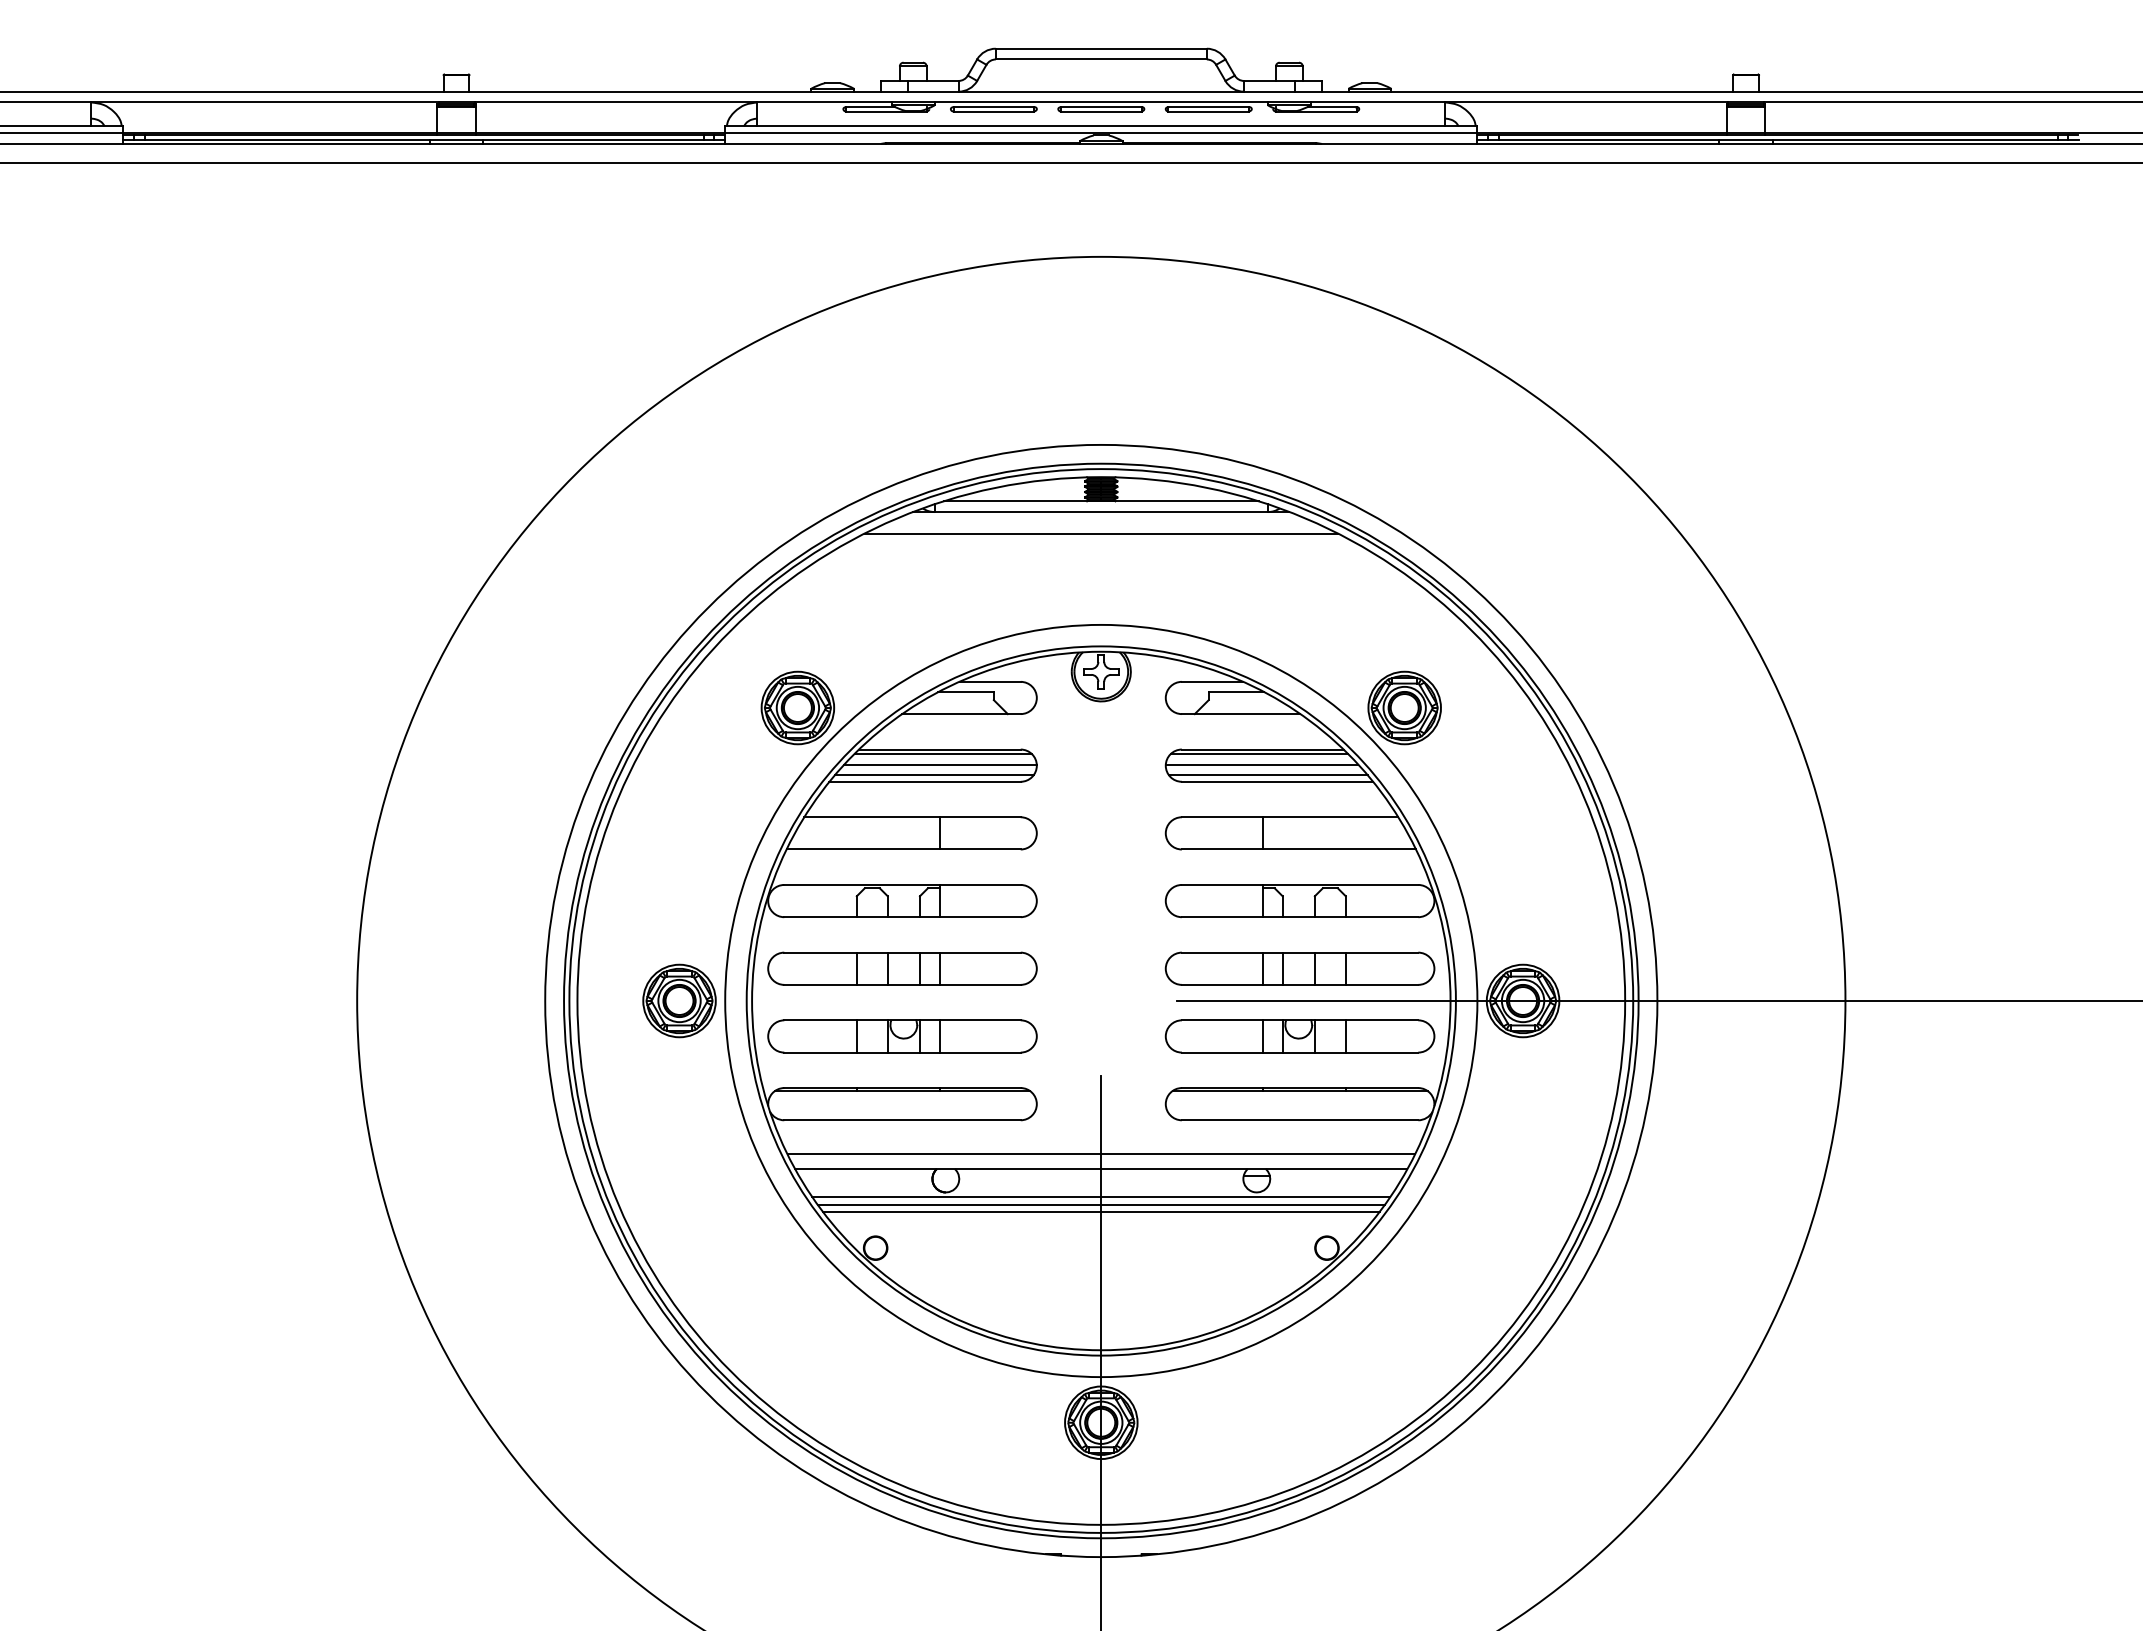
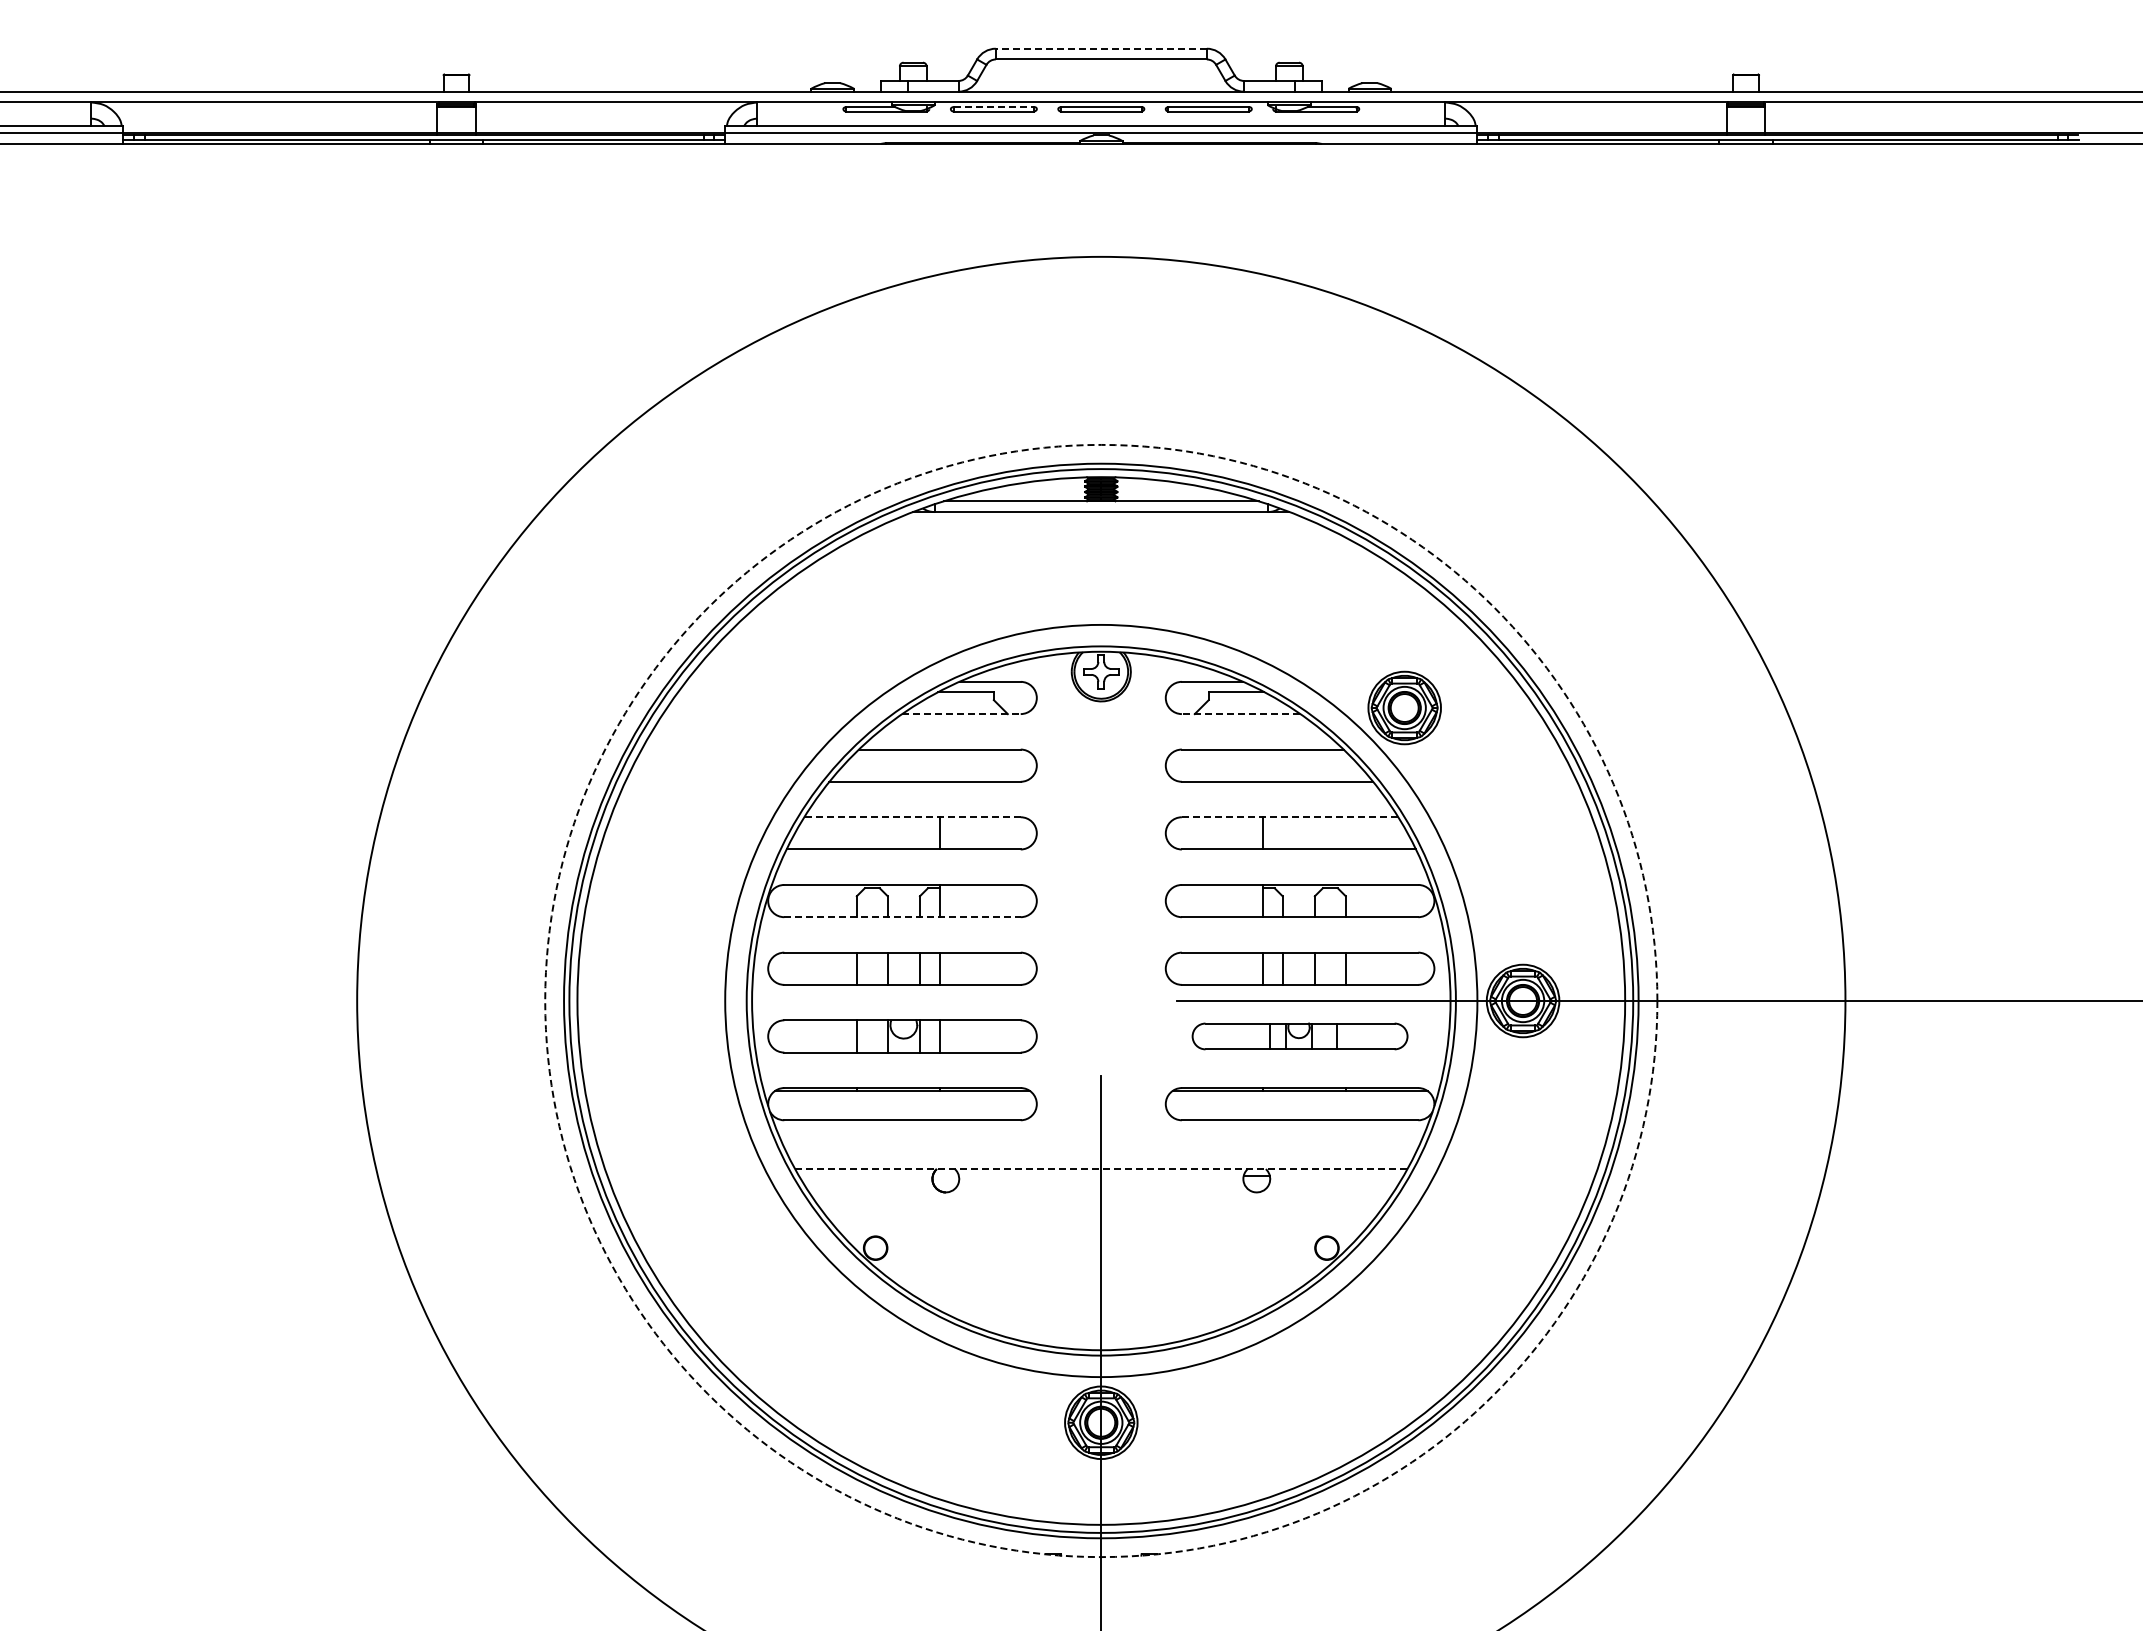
line: solid -> dashed (1101, 48)
line: solid -> dashed (994, 107)
line: present -> none (1070, 162)
line: present -> none (1100, 533)
part: present -> none (797, 707)
line: solid -> dashed (961, 714)
line: solid -> dashed (1240, 714)
line: present -> none (942, 753)
line: present -> none (1259, 753)
line: present -> none (940, 764)
line: present -> none (1261, 764)
line: present -> none (933, 775)
line: present -> none (1268, 775)
line: solid -> dashed (912, 817)
line: solid -> dashed (1290, 817)
line: solid -> dashed (903, 917)
part: present -> none (679, 1000)
circle: solid -> dashed (1101, 1000)
part size: 272x35 px -> 218x29 px (1299, 1036)
line: present -> none (1101, 1154)
line: solid -> dashed (1101, 1169)
line: present -> none (1101, 1197)
line: present -> none (1100, 1205)
line: present -> none (1100, 1211)
